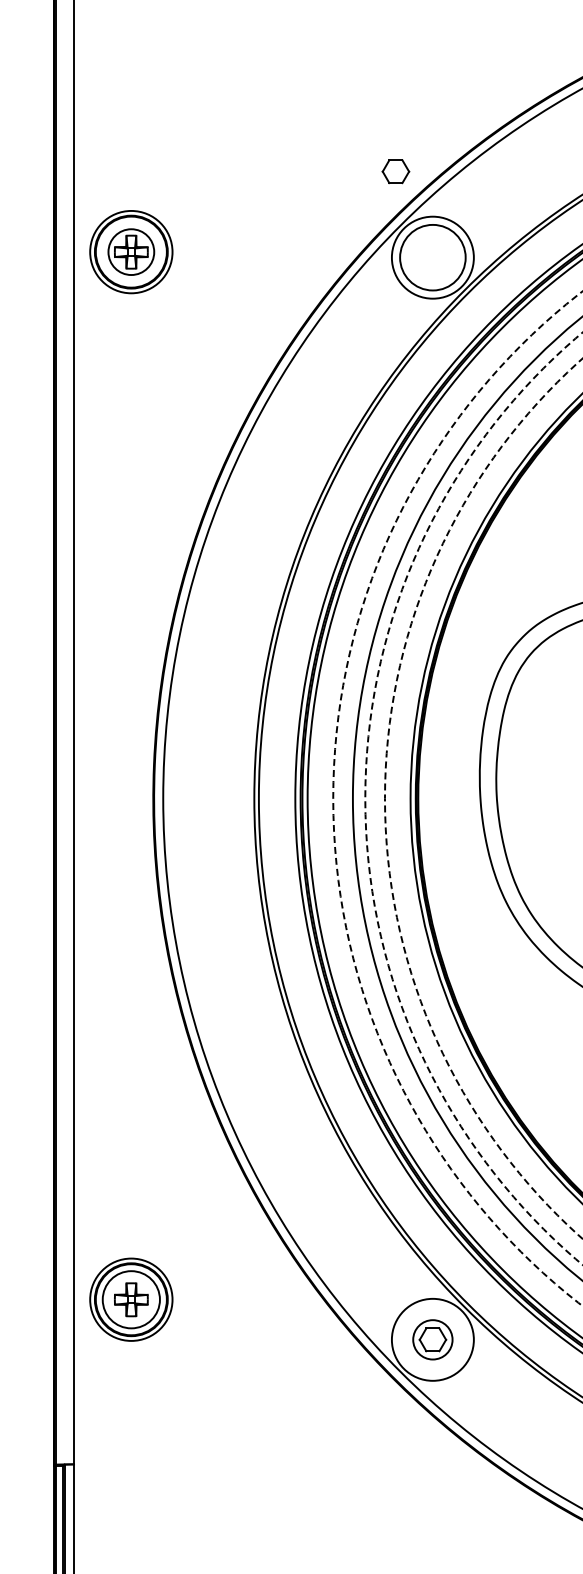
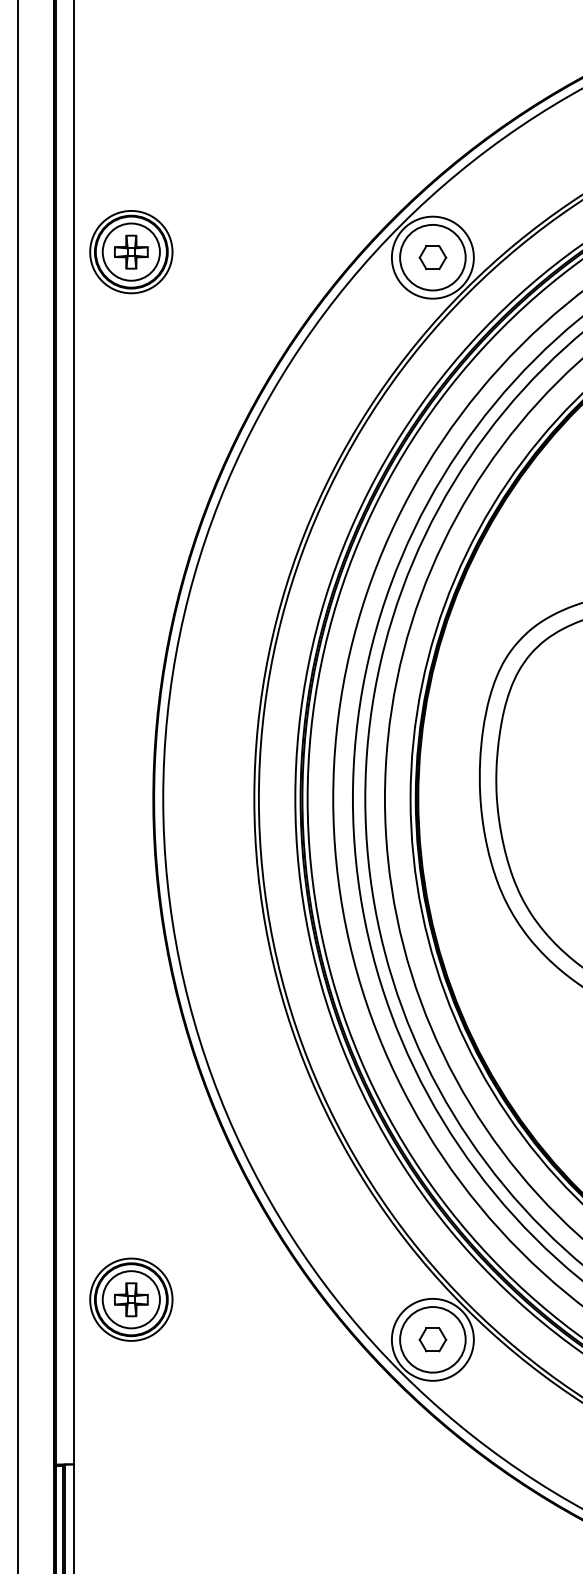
part position: (395, 171) -> (432, 257) (432, 257)
circle diameter: 46 px -> 57 px (130, 251)
line: none -> present (17, 786)
circle: dashed -> solid (457, 798)
circle: dashed -> solid (473, 798)
circle: dashed -> solid (483, 798)
circle diameter: 39 px -> 66 px (432, 1339)
